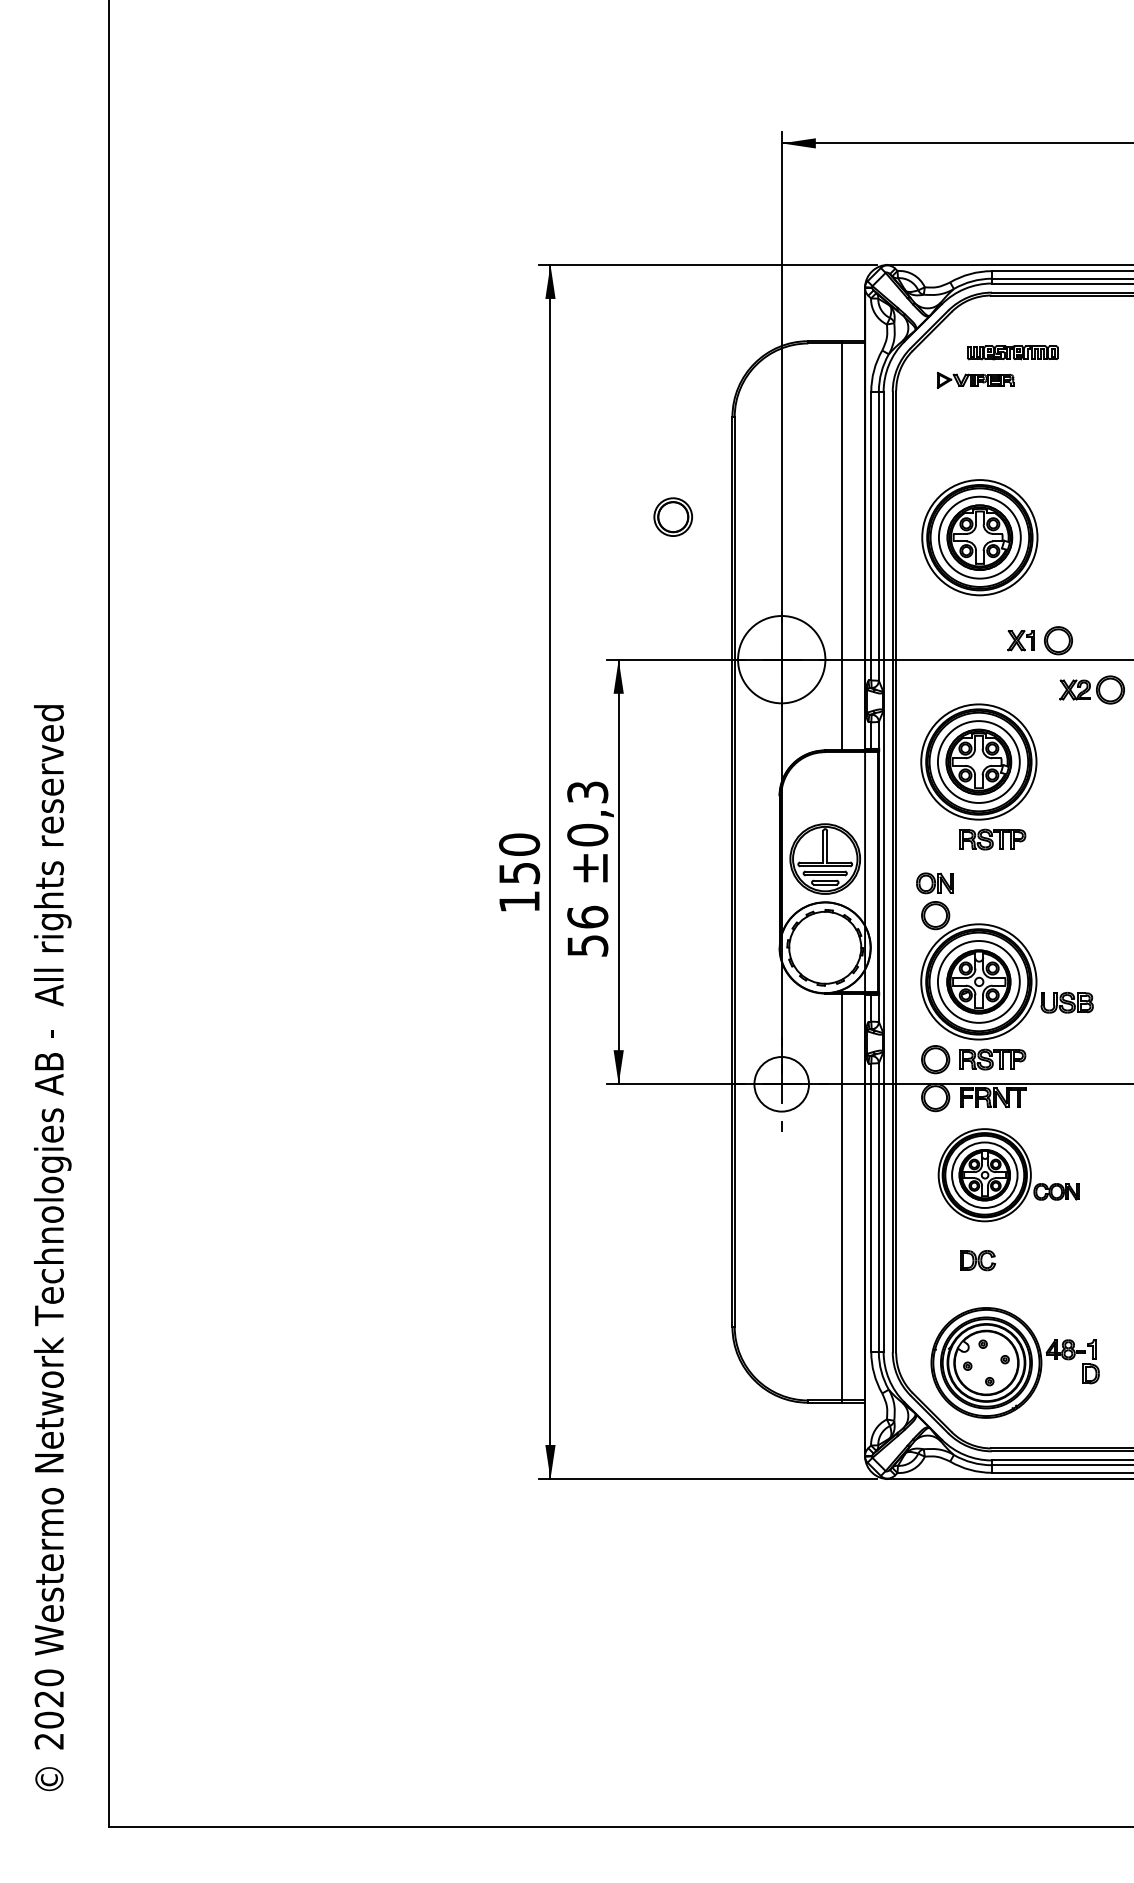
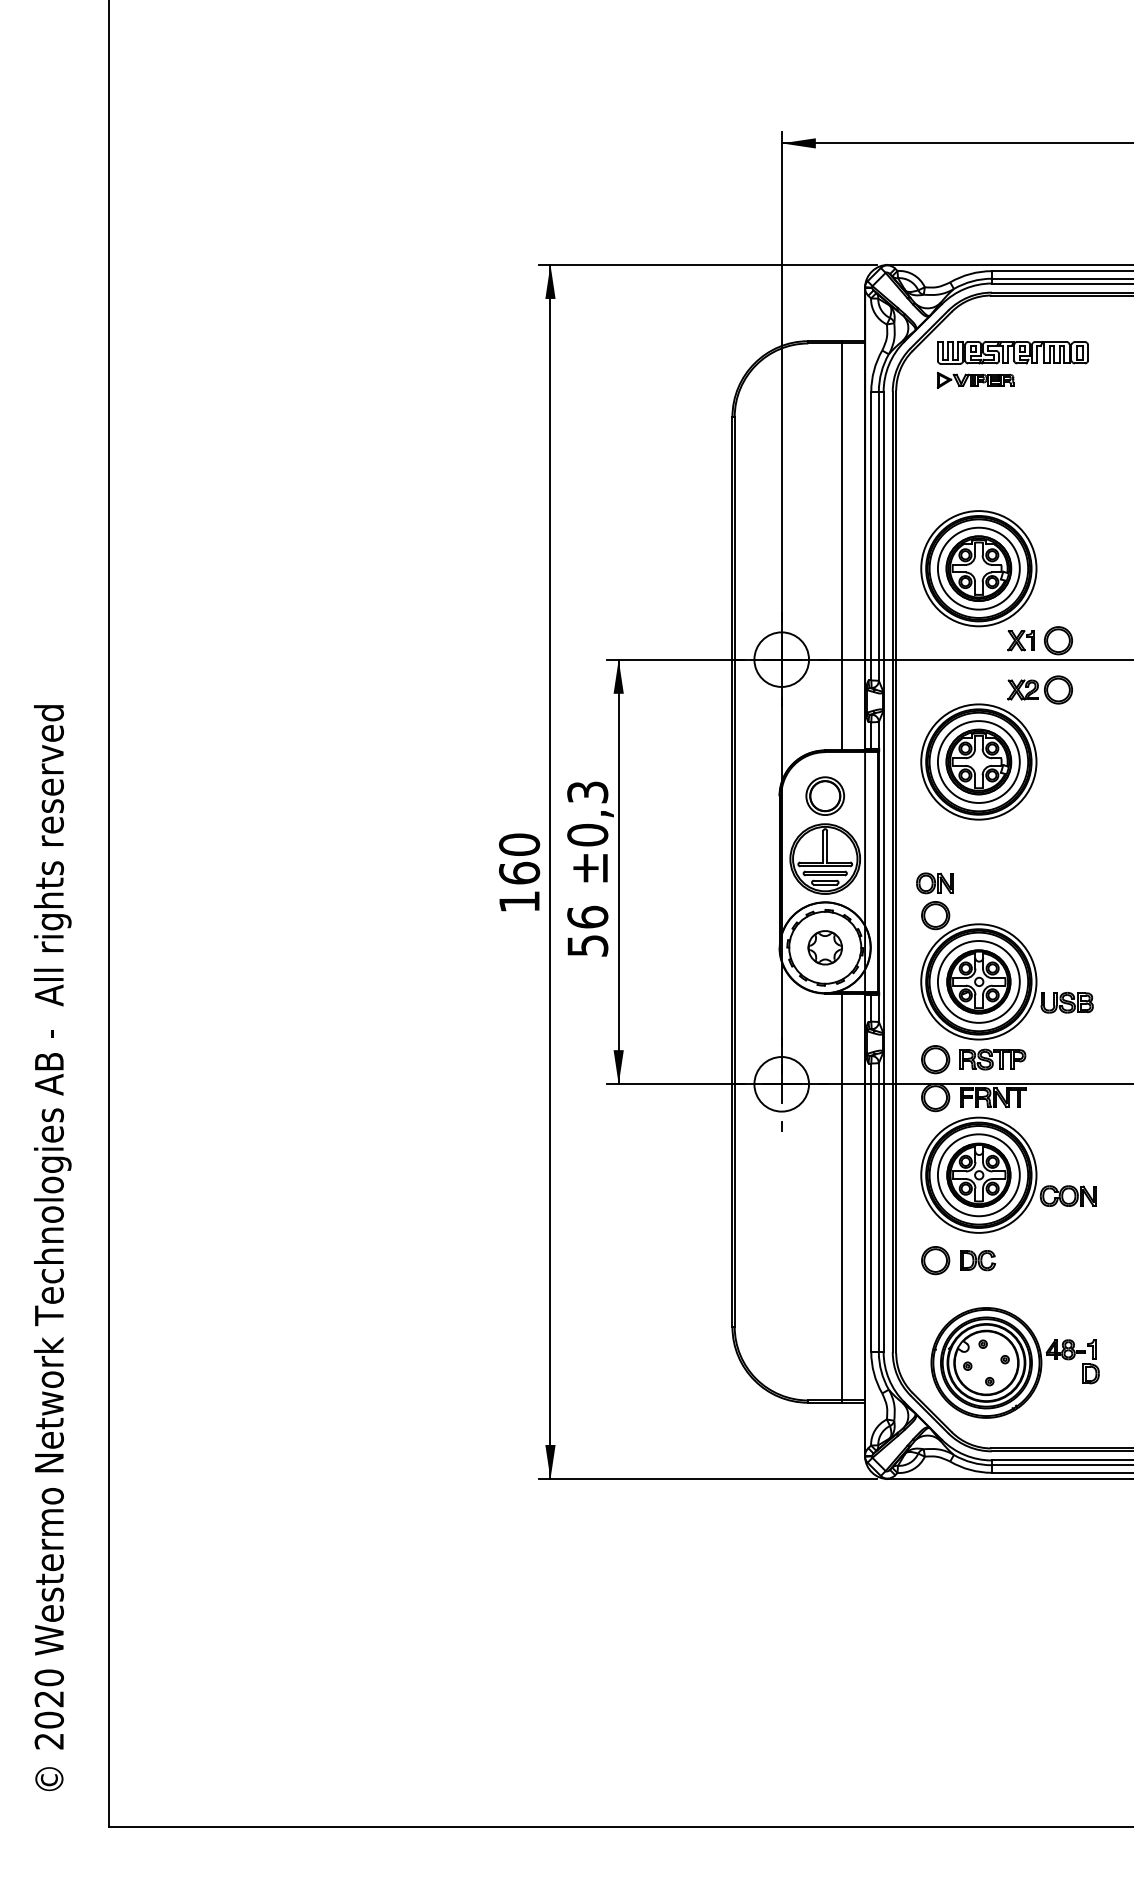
part size: 92x16 px -> 152x24 px (1012, 352)
part position: (672, 516) -> (824, 795) (824, 795)
part position: (979, 537) -> (978, 568) (978, 568)
circle diameter: 87 px -> 55 px (781, 659)
part position: (1091, 689) -> (1039, 689) (1039, 689)
part: present -> none (992, 839)
text: 150 -> 160 (519, 872)
part: none -> present (824, 947)
part size: 143x95 px -> 177x118 px (1008, 1174)
part: none -> present (935, 1260)
